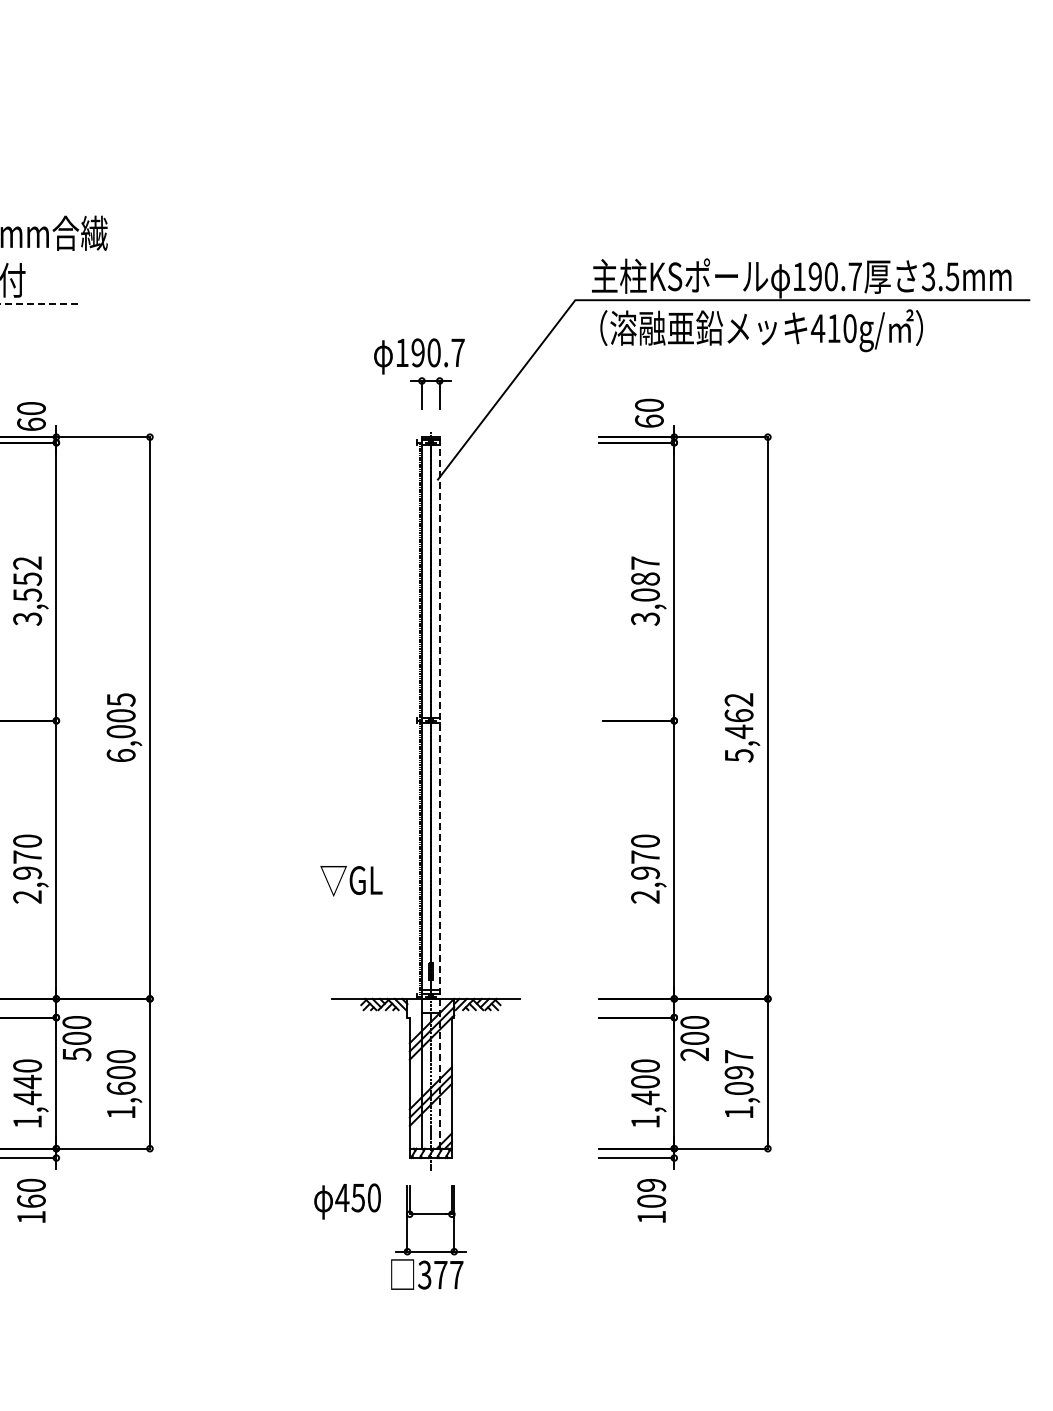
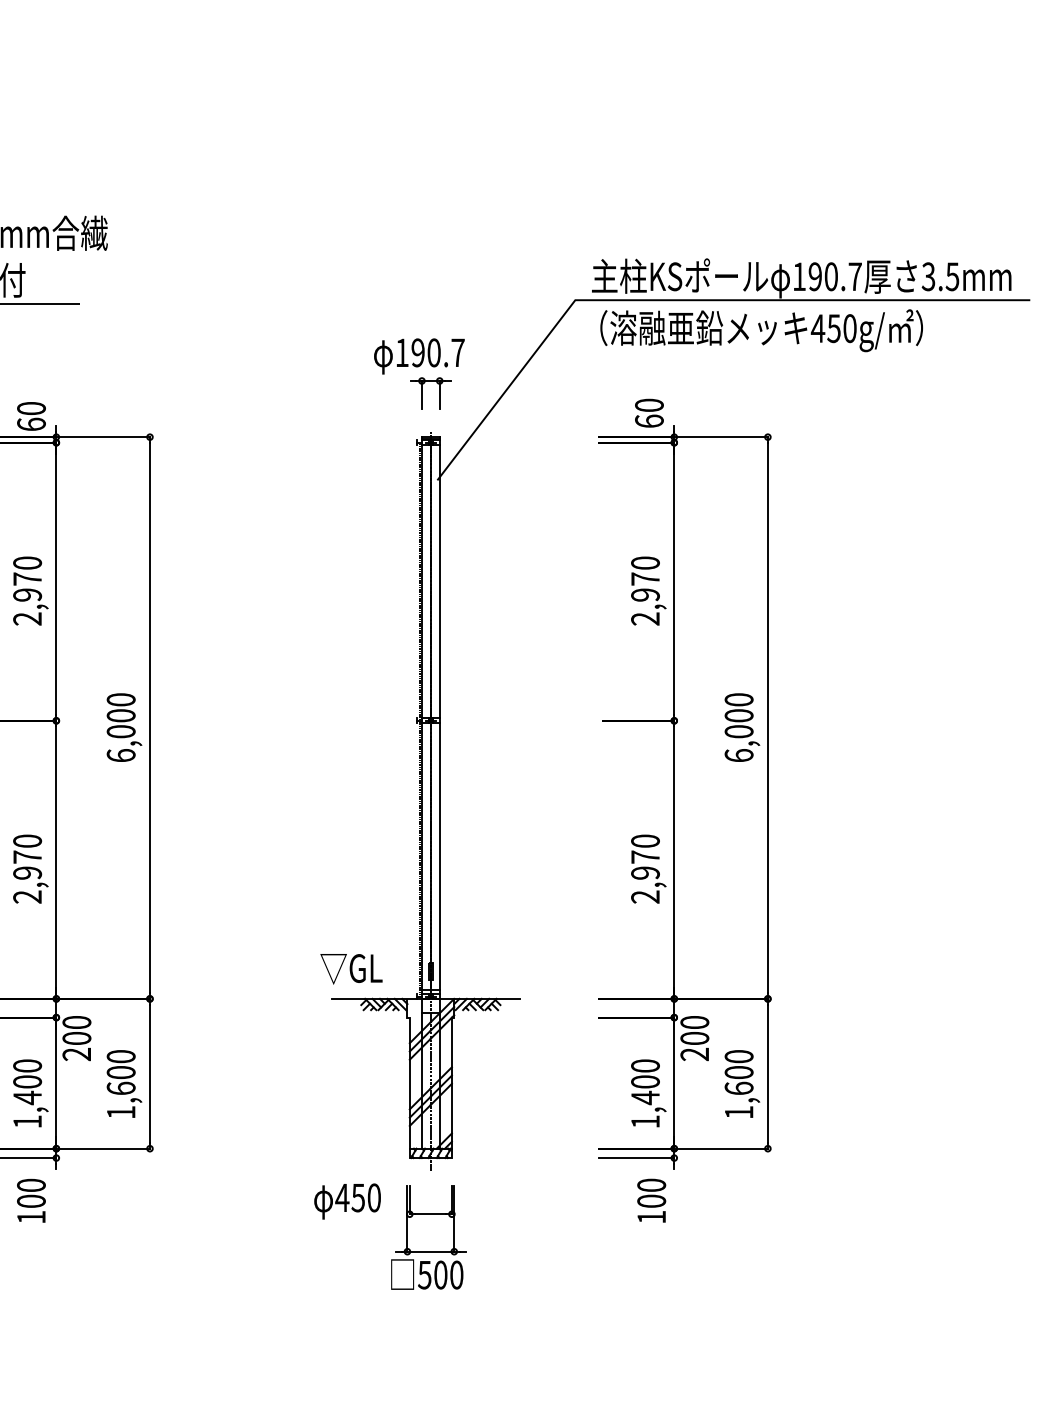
line: dashed -> solid (40, 304)
text: 410g/ -> 450g/ (833, 328)
text: 3,552 -> 2,970 (27, 590)
text: 3,087 -> 2,970 (645, 590)
text: 6,005 -> 6,000 (120, 699)
text: 5,462 -> 6,000 (738, 727)
line: dashed -> solid (439, 792)
text position: (351, 881) -> (351, 969) (351, 969)
text: 500 -> 200 (76, 1054)
text: 1,097 -> 1,600 (738, 1072)
text: 1,440 -> 1,400 (27, 1081)
text: 109 -> 100 (651, 1184)
text: 160 -> 100 (31, 1200)
text: 377 -> 500 (440, 1274)
